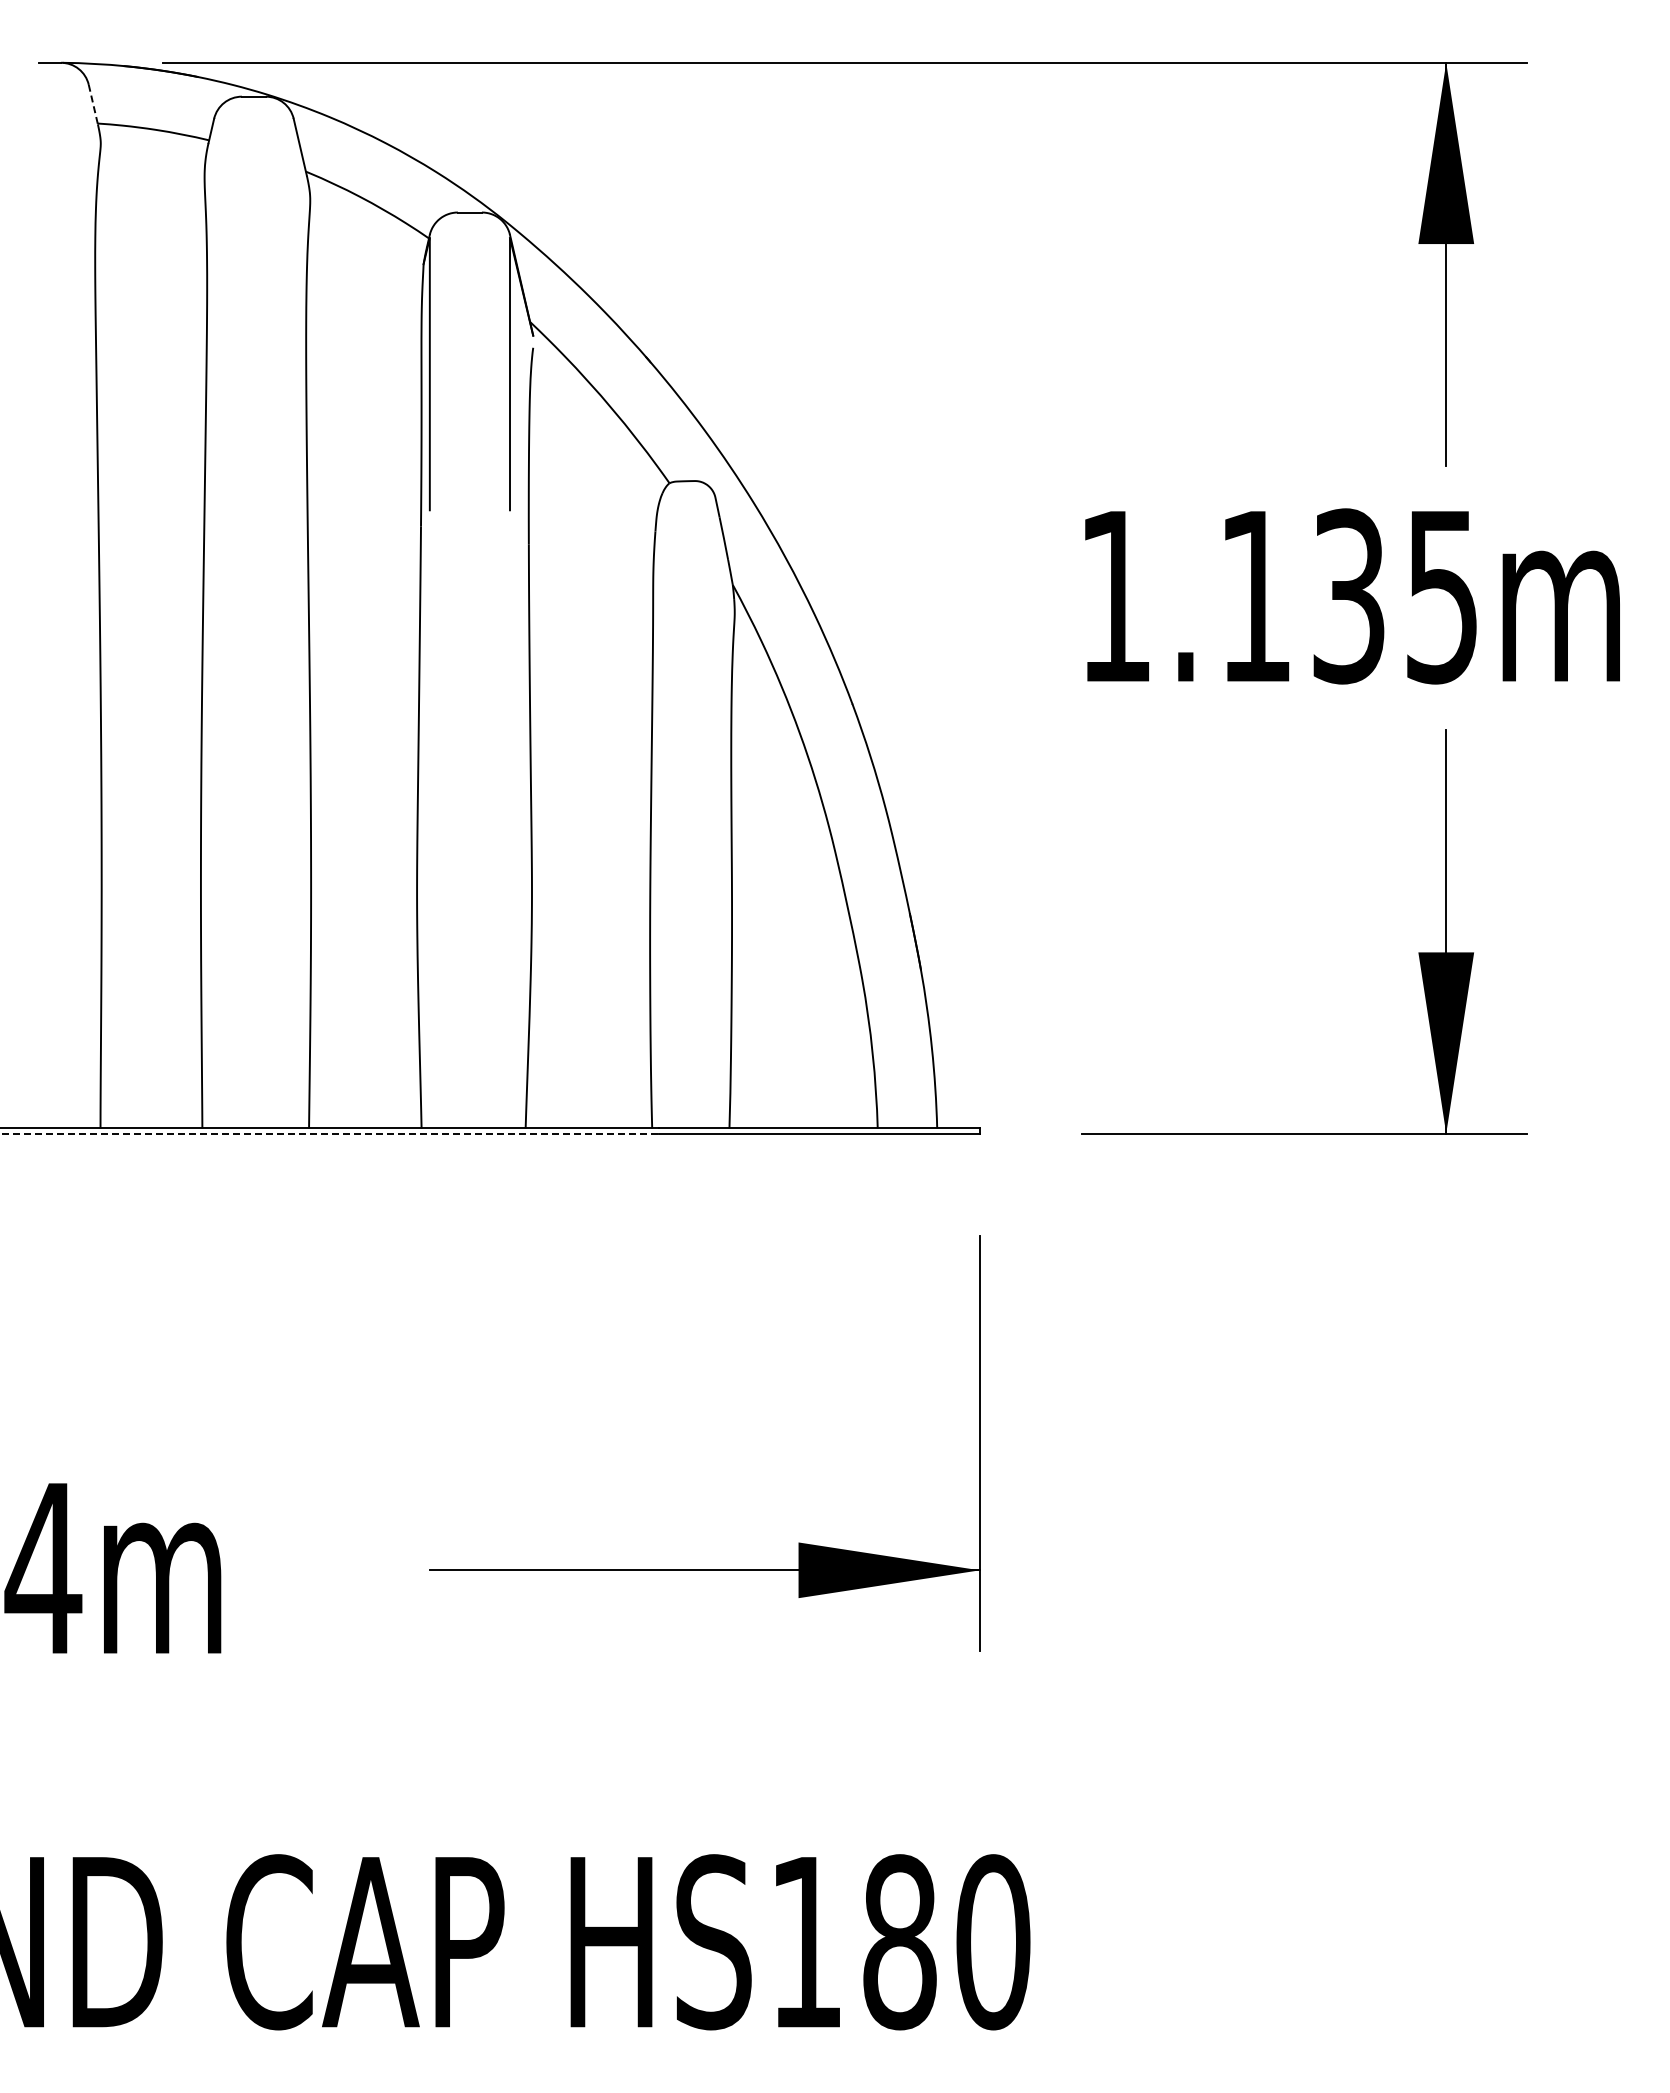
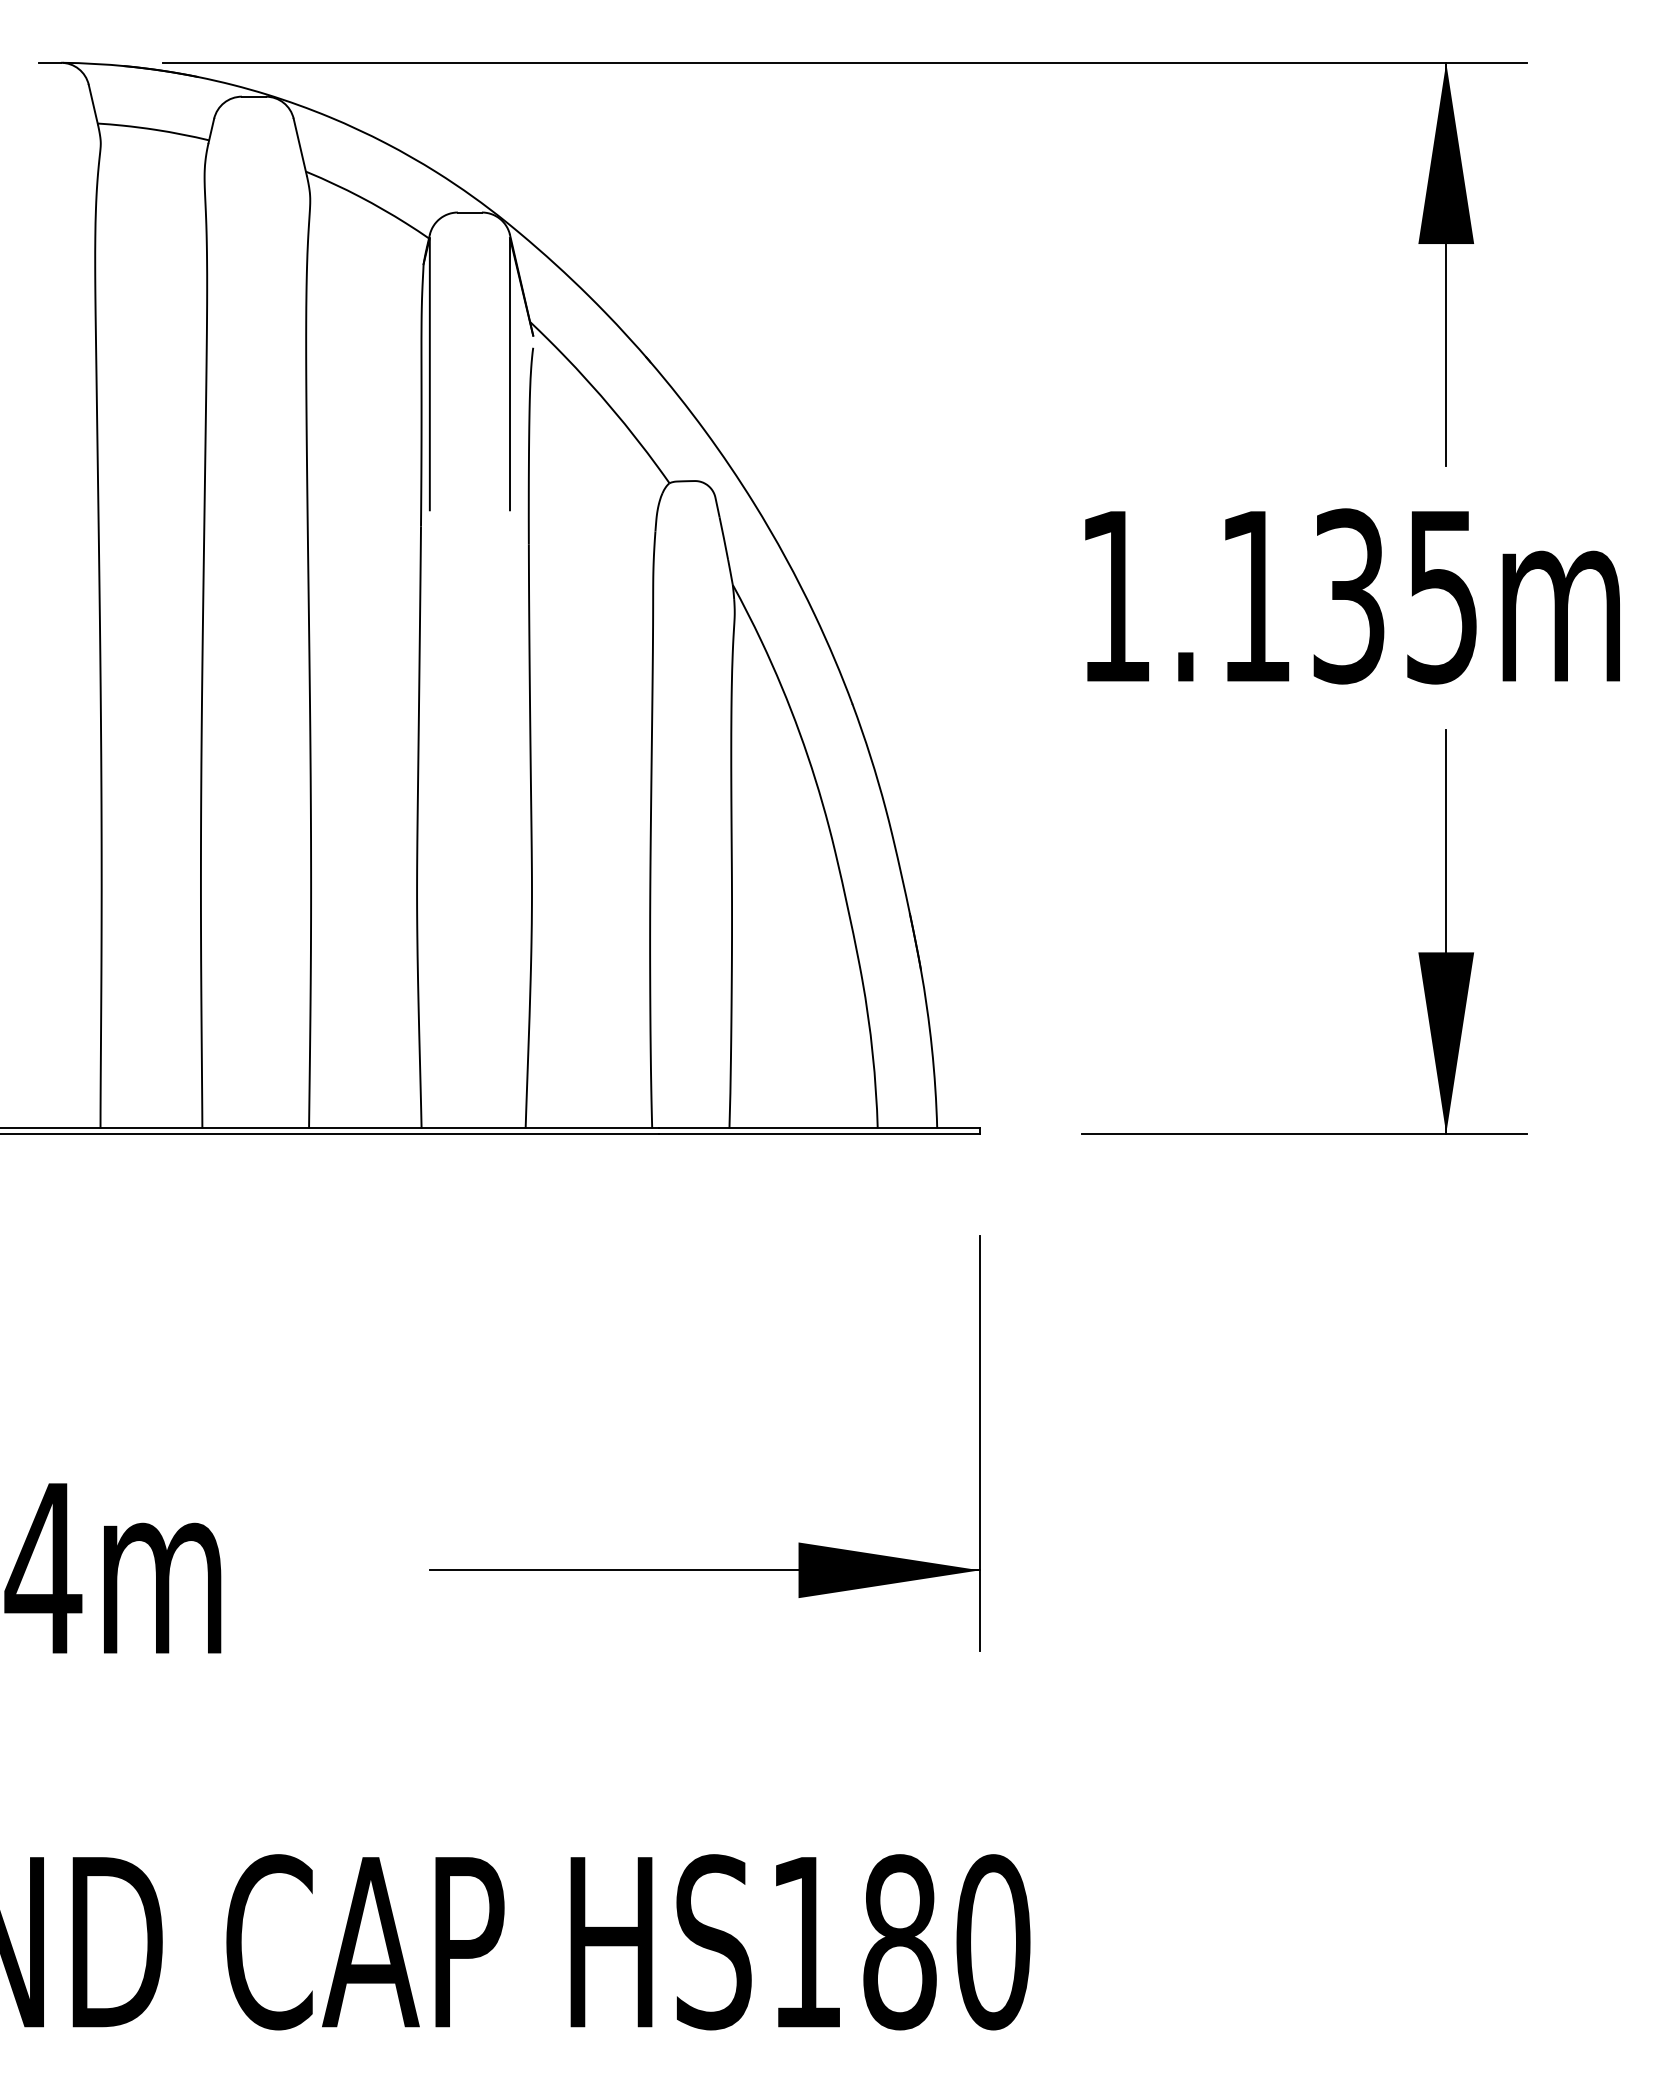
line: dashed -> solid (93, 105)
line: dashed -> solid (330, 1133)
